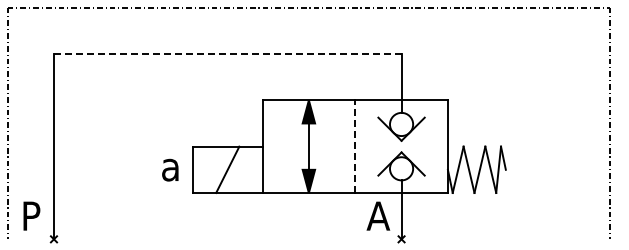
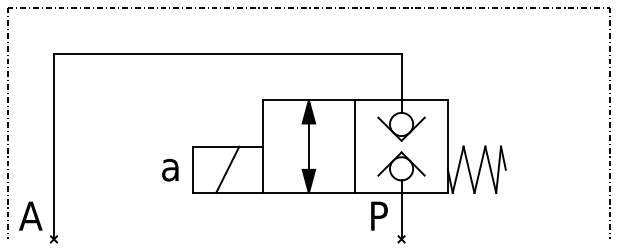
line: dashed -> solid (227, 53)
line: dashed -> solid (355, 146)
text: P -> A (30, 215)
text: A -> P (378, 215)
